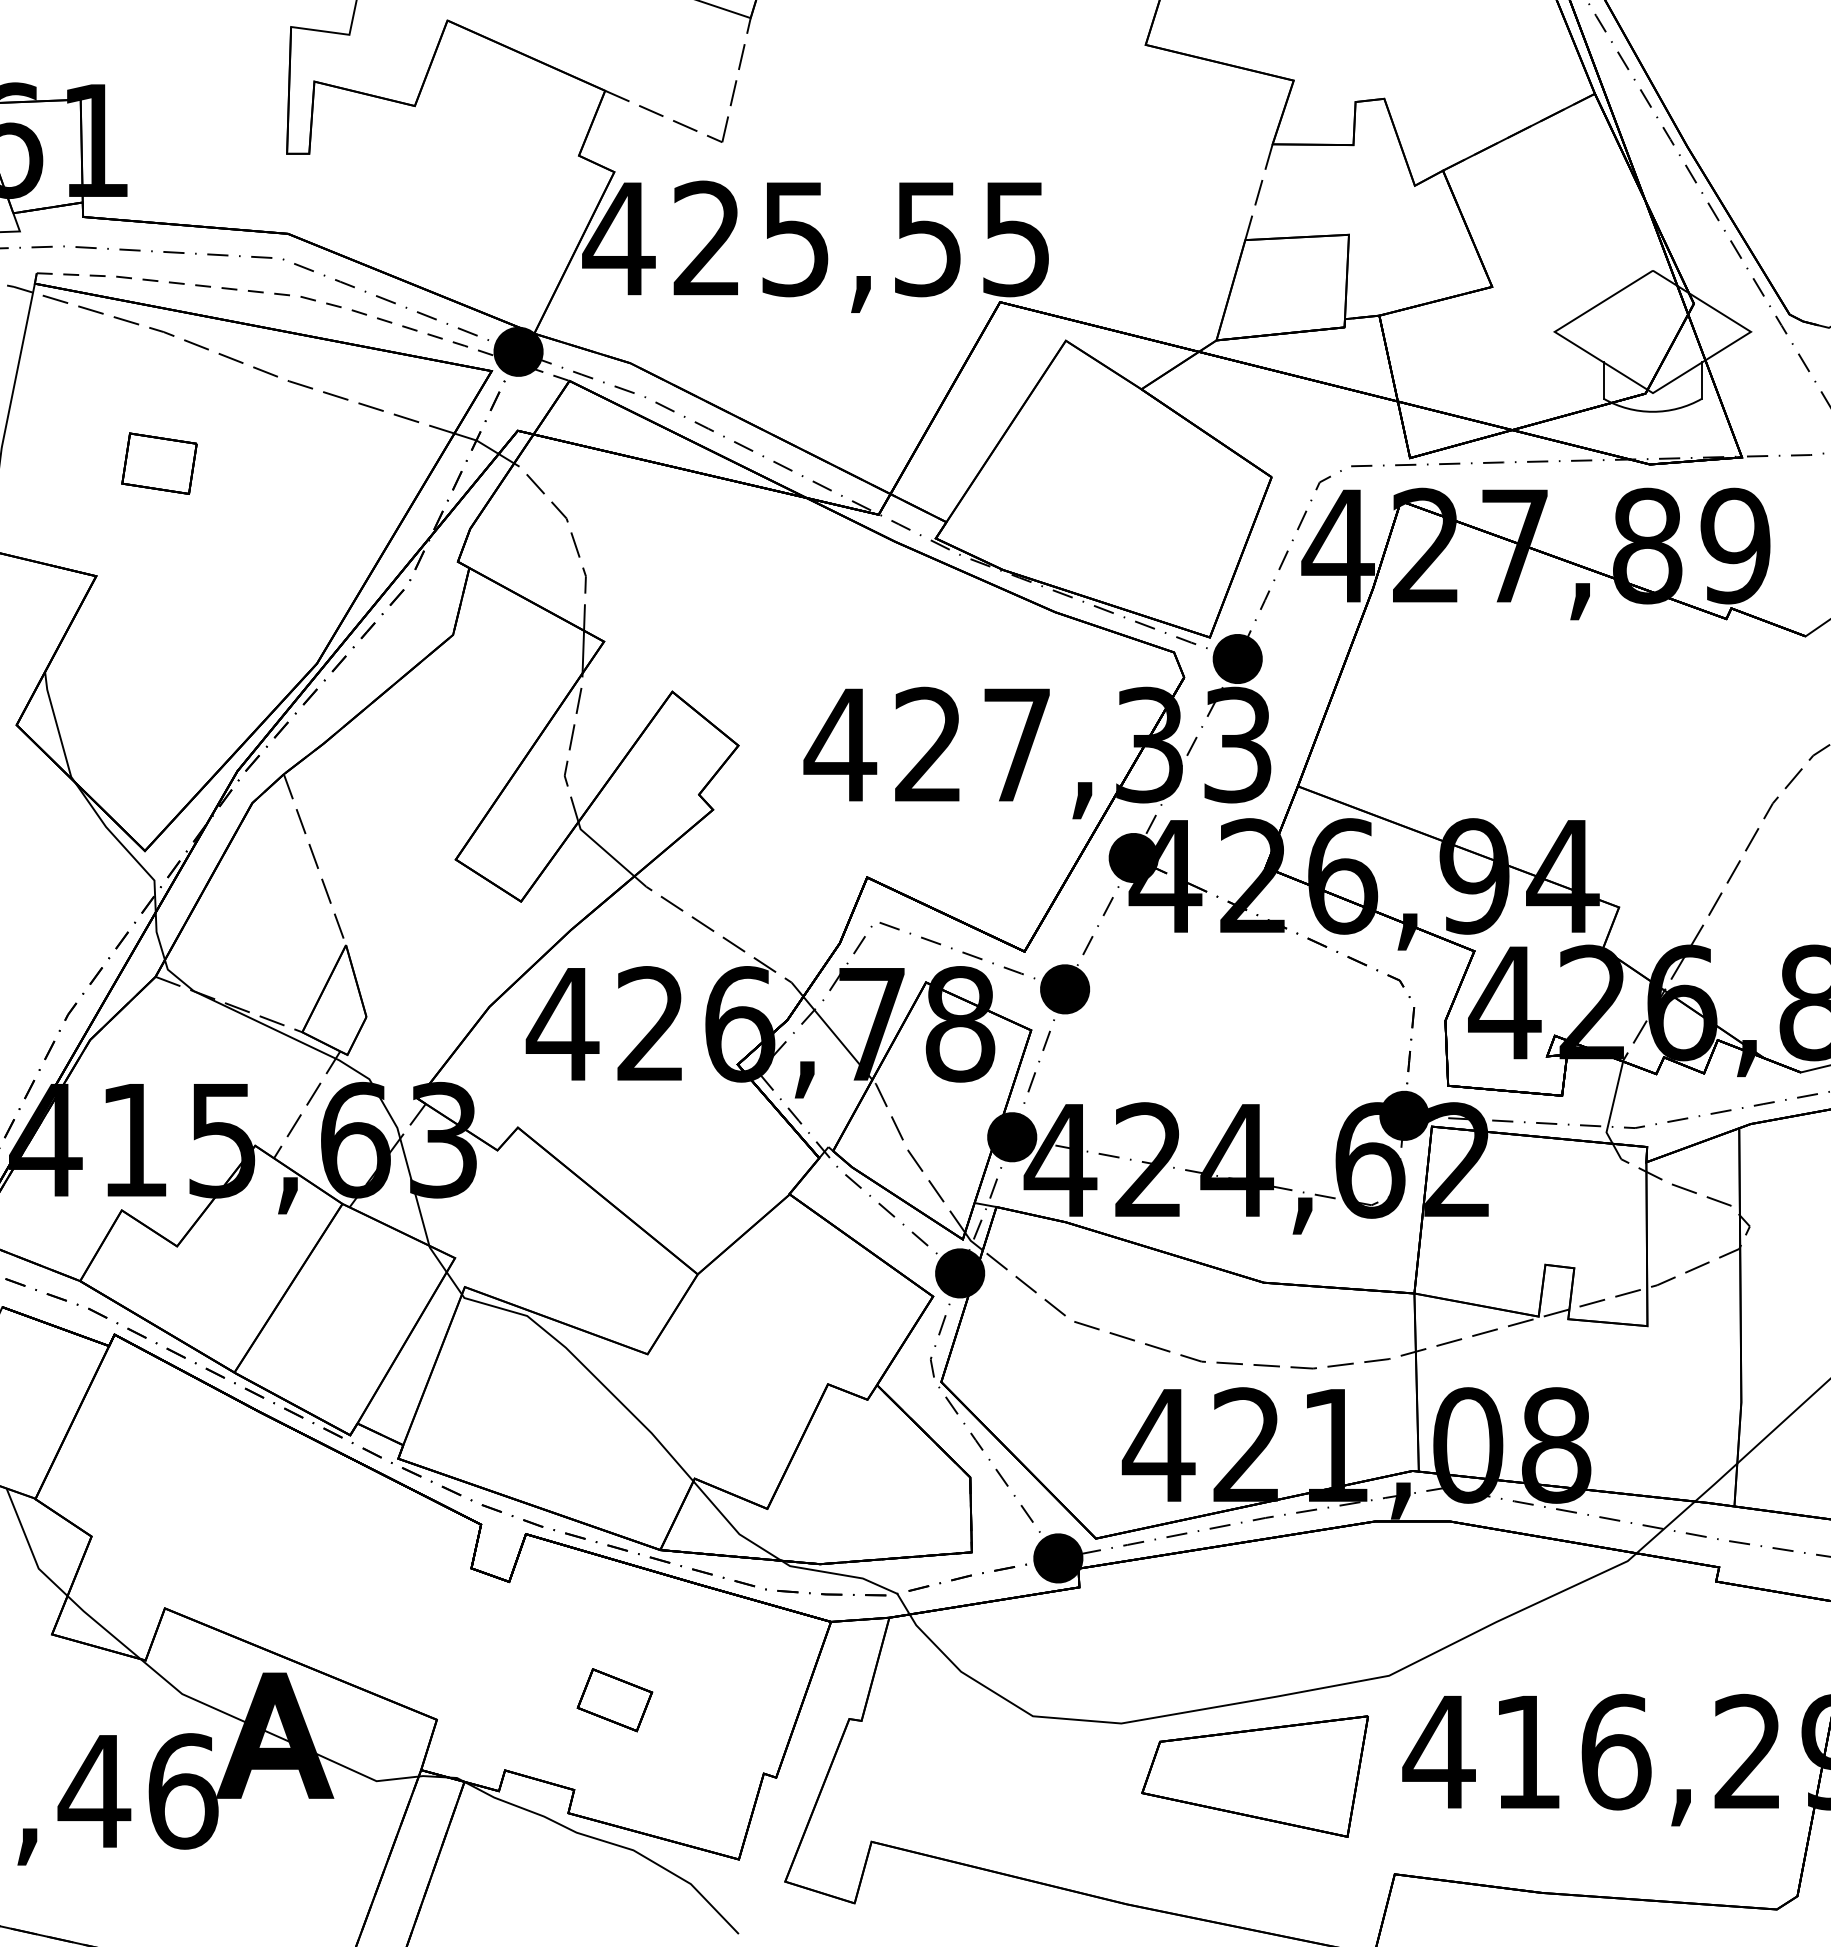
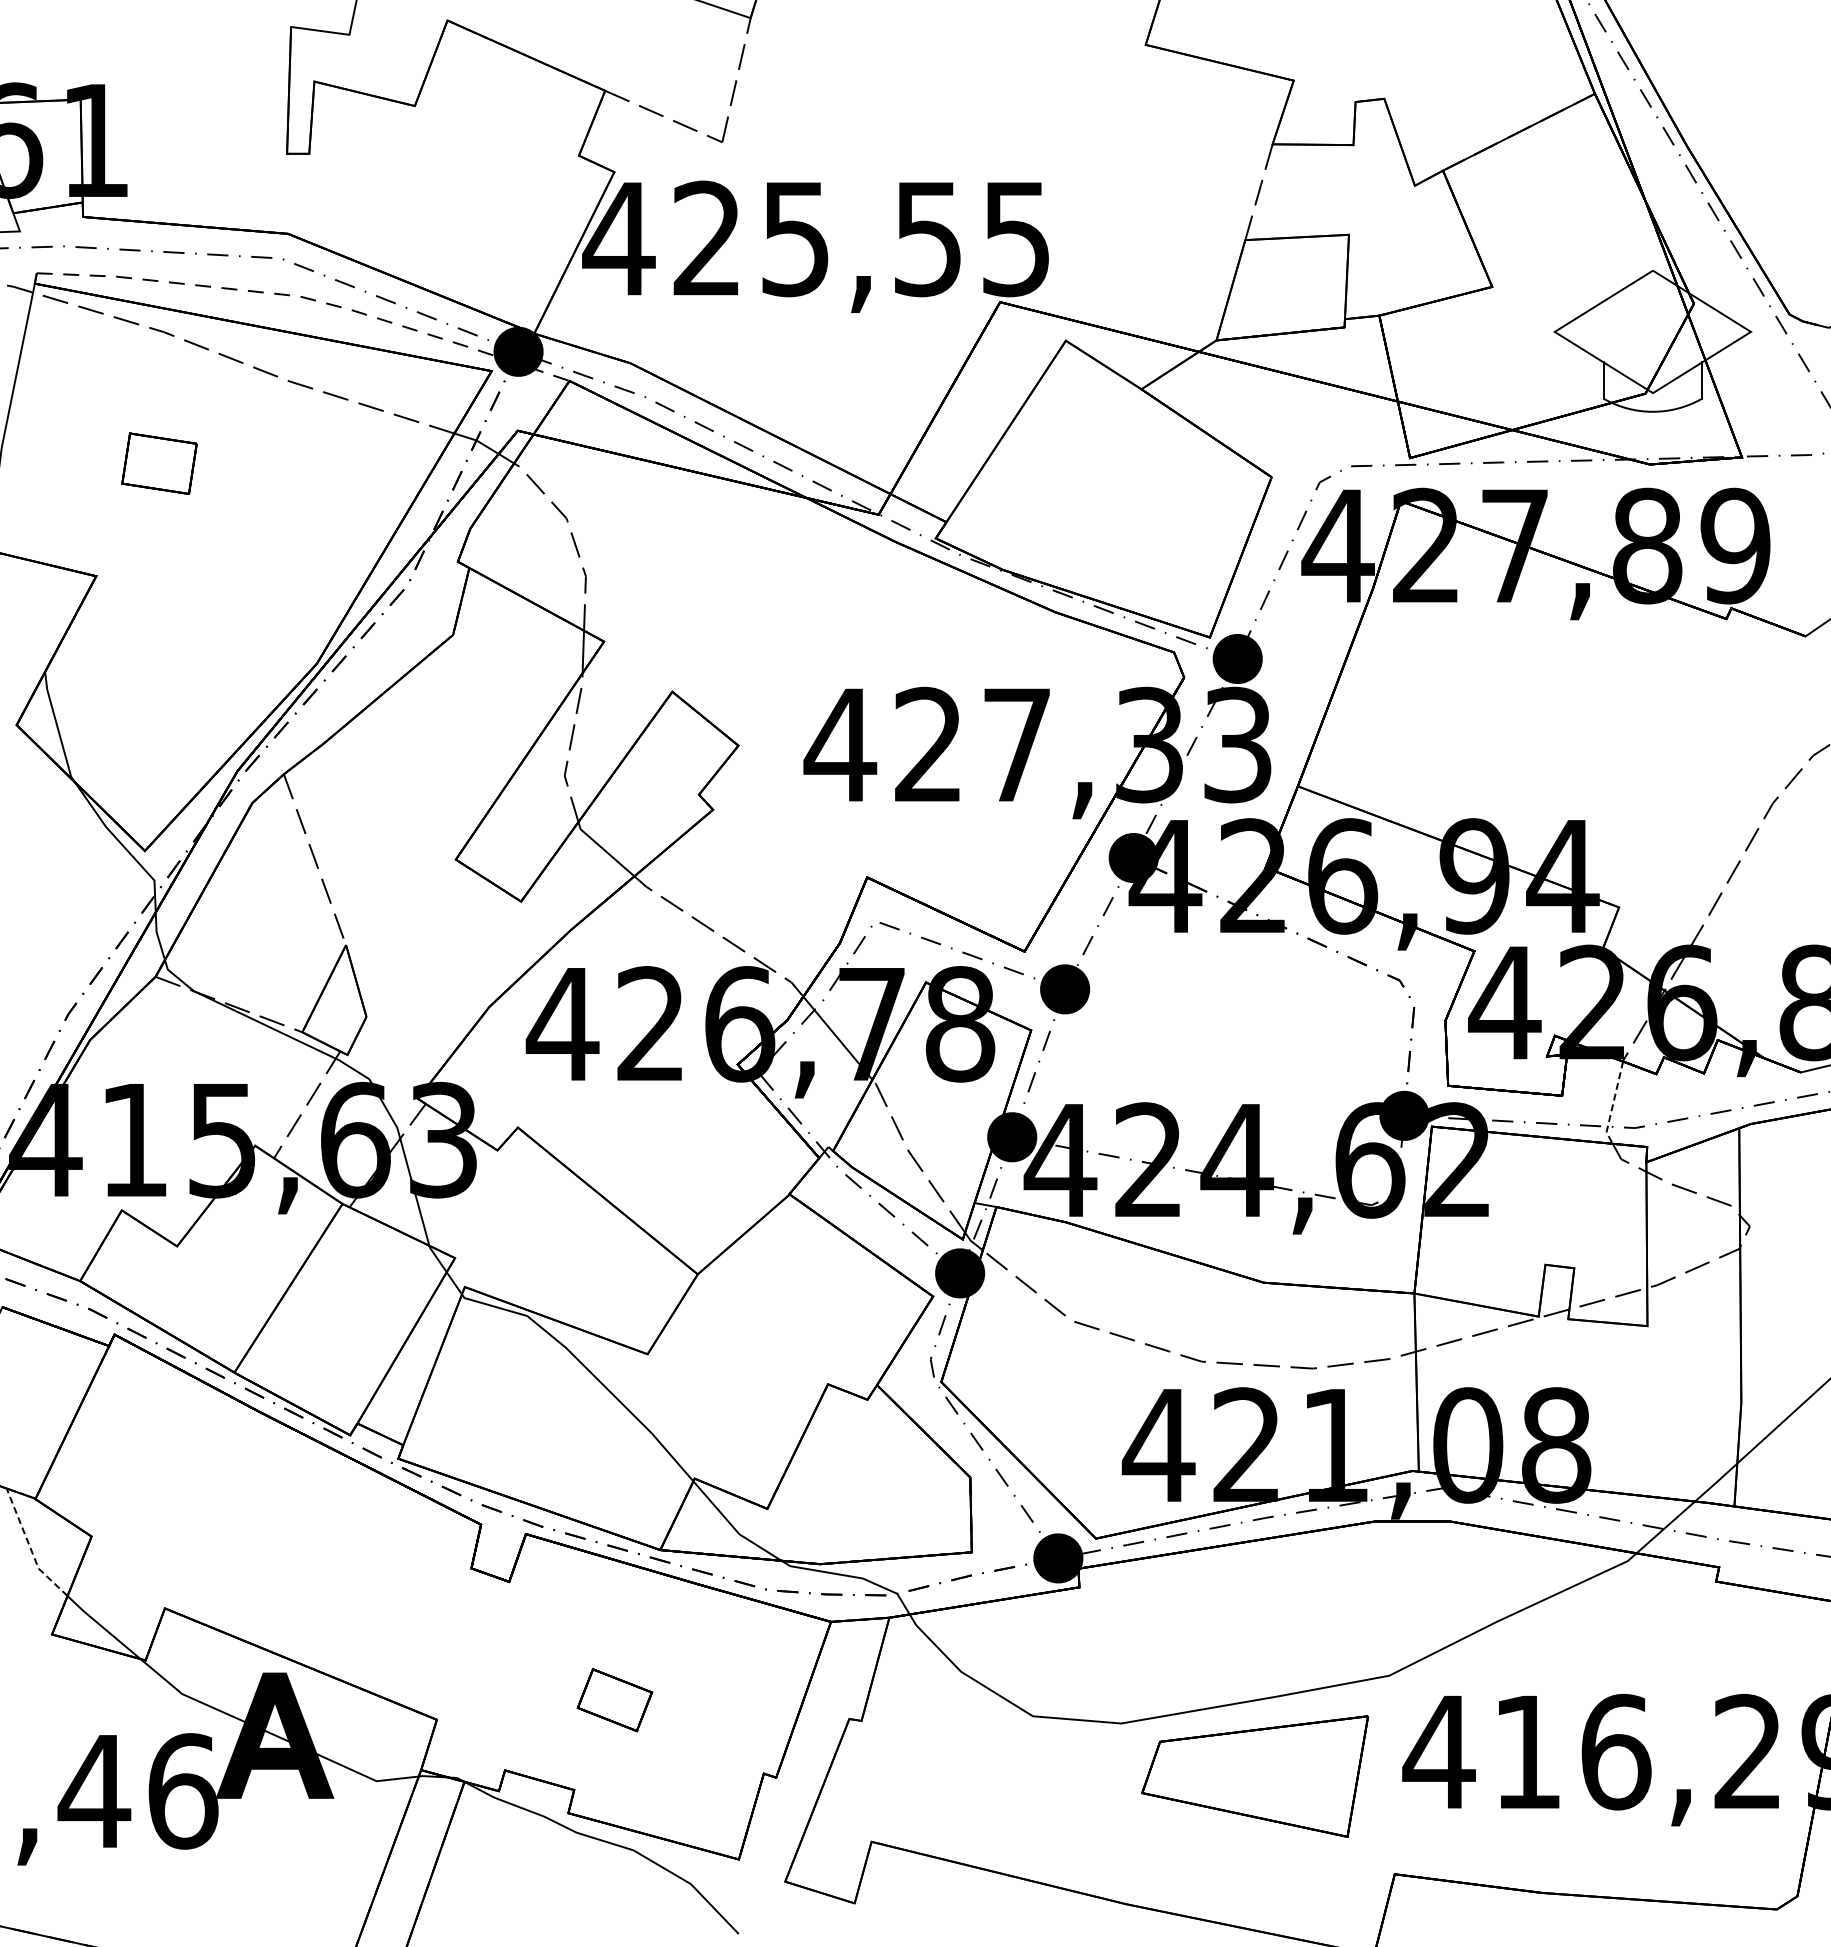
line: solid -> dashed (1613, 1104)
line: solid -> dashed (30, 1547)
